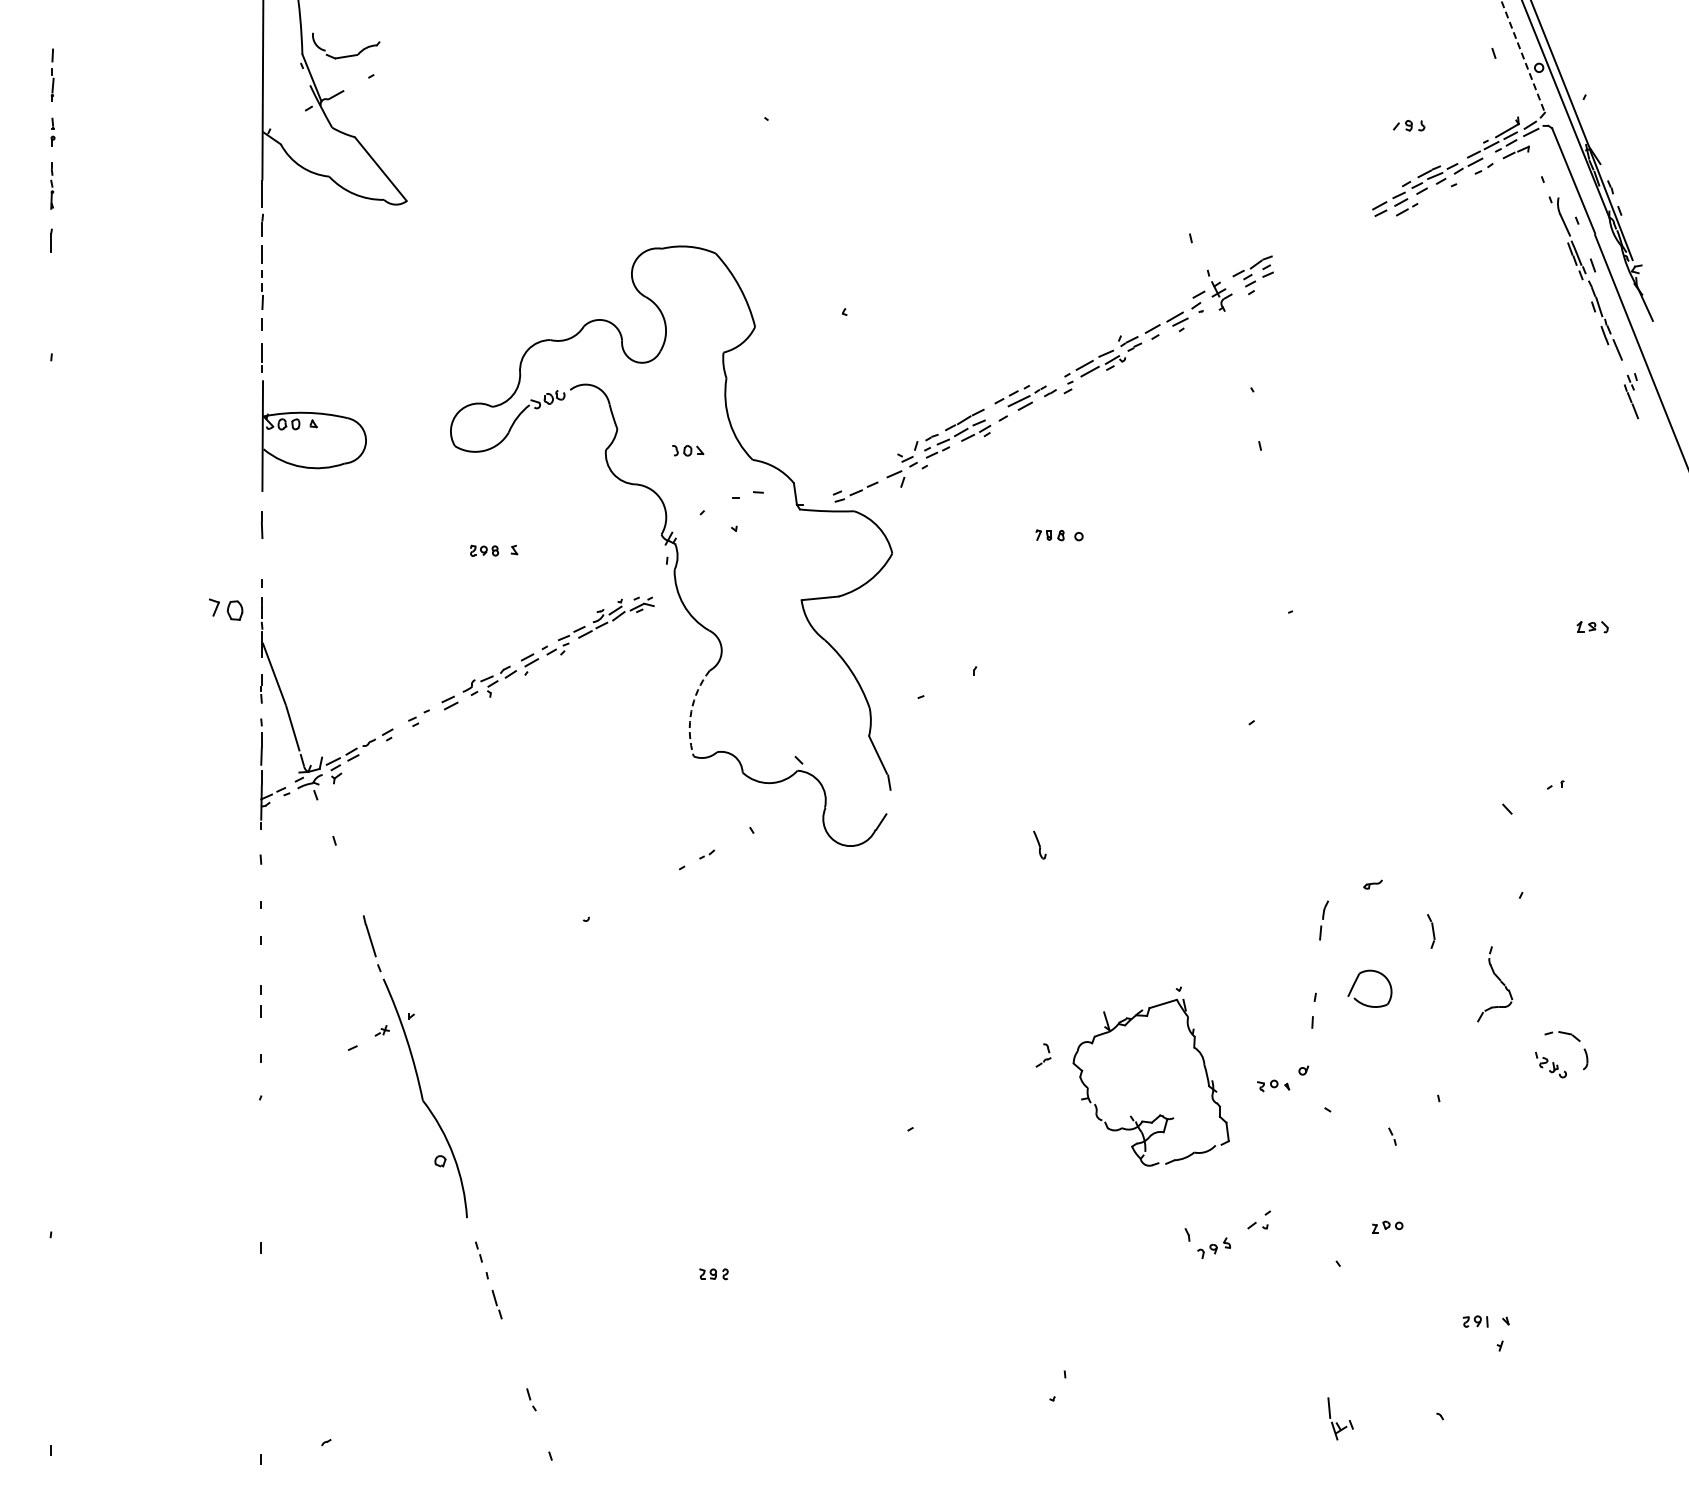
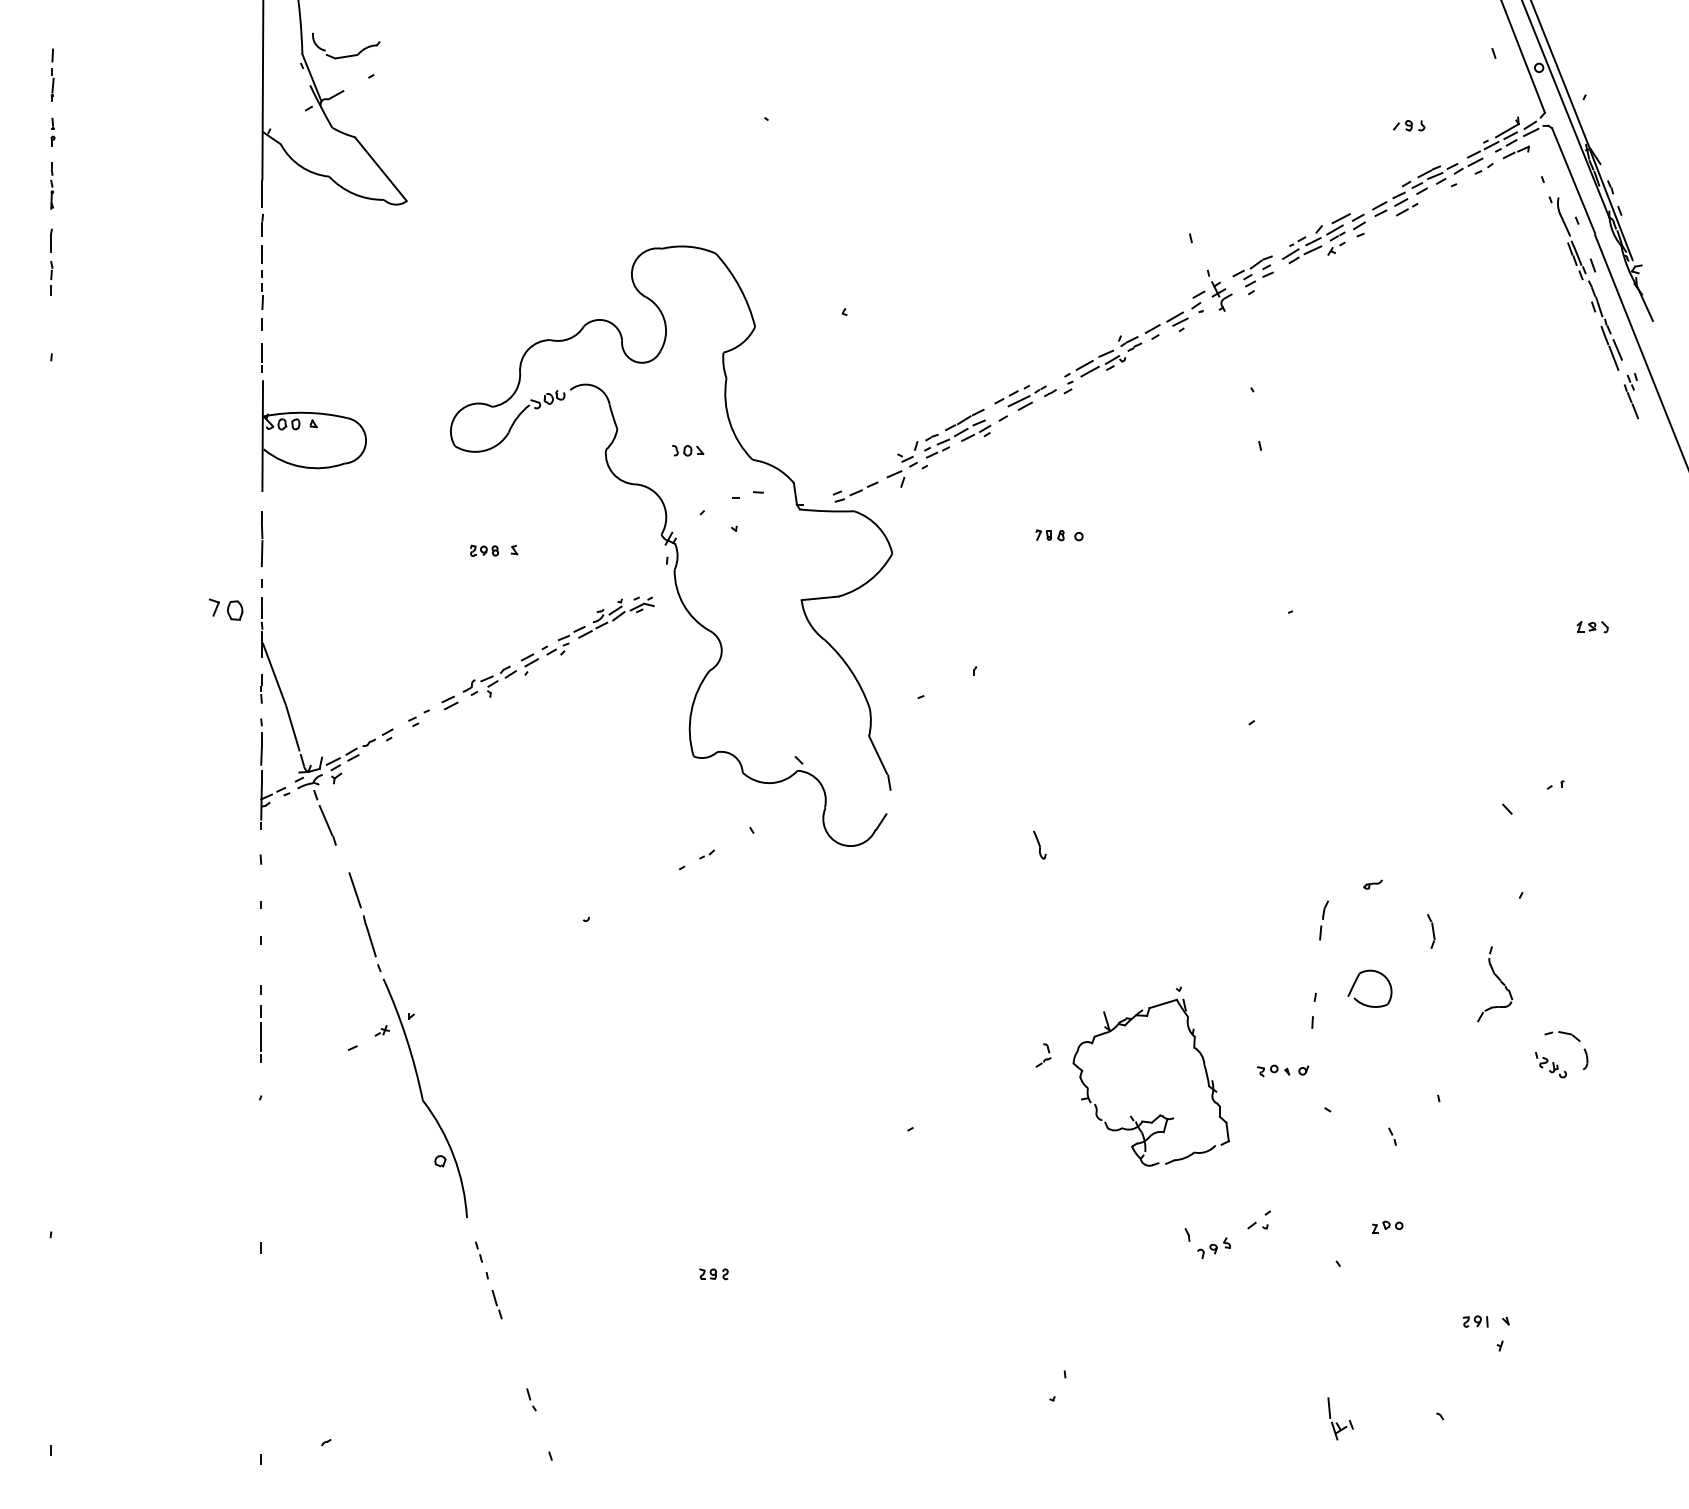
line: dashed -> solid (1523, 57)
part: none -> present (1323, 238)
part: none -> present (51, 278)
line: none -> present (1613, 357)
line: none -> present (261, 553)
arc: dashed -> solid (691, 711)
line: none -> present (325, 820)
line: none -> present (354, 890)
line: none -> present (260, 1036)
part position: (1273, 1085) -> (1273, 1070) (1273, 1070)
